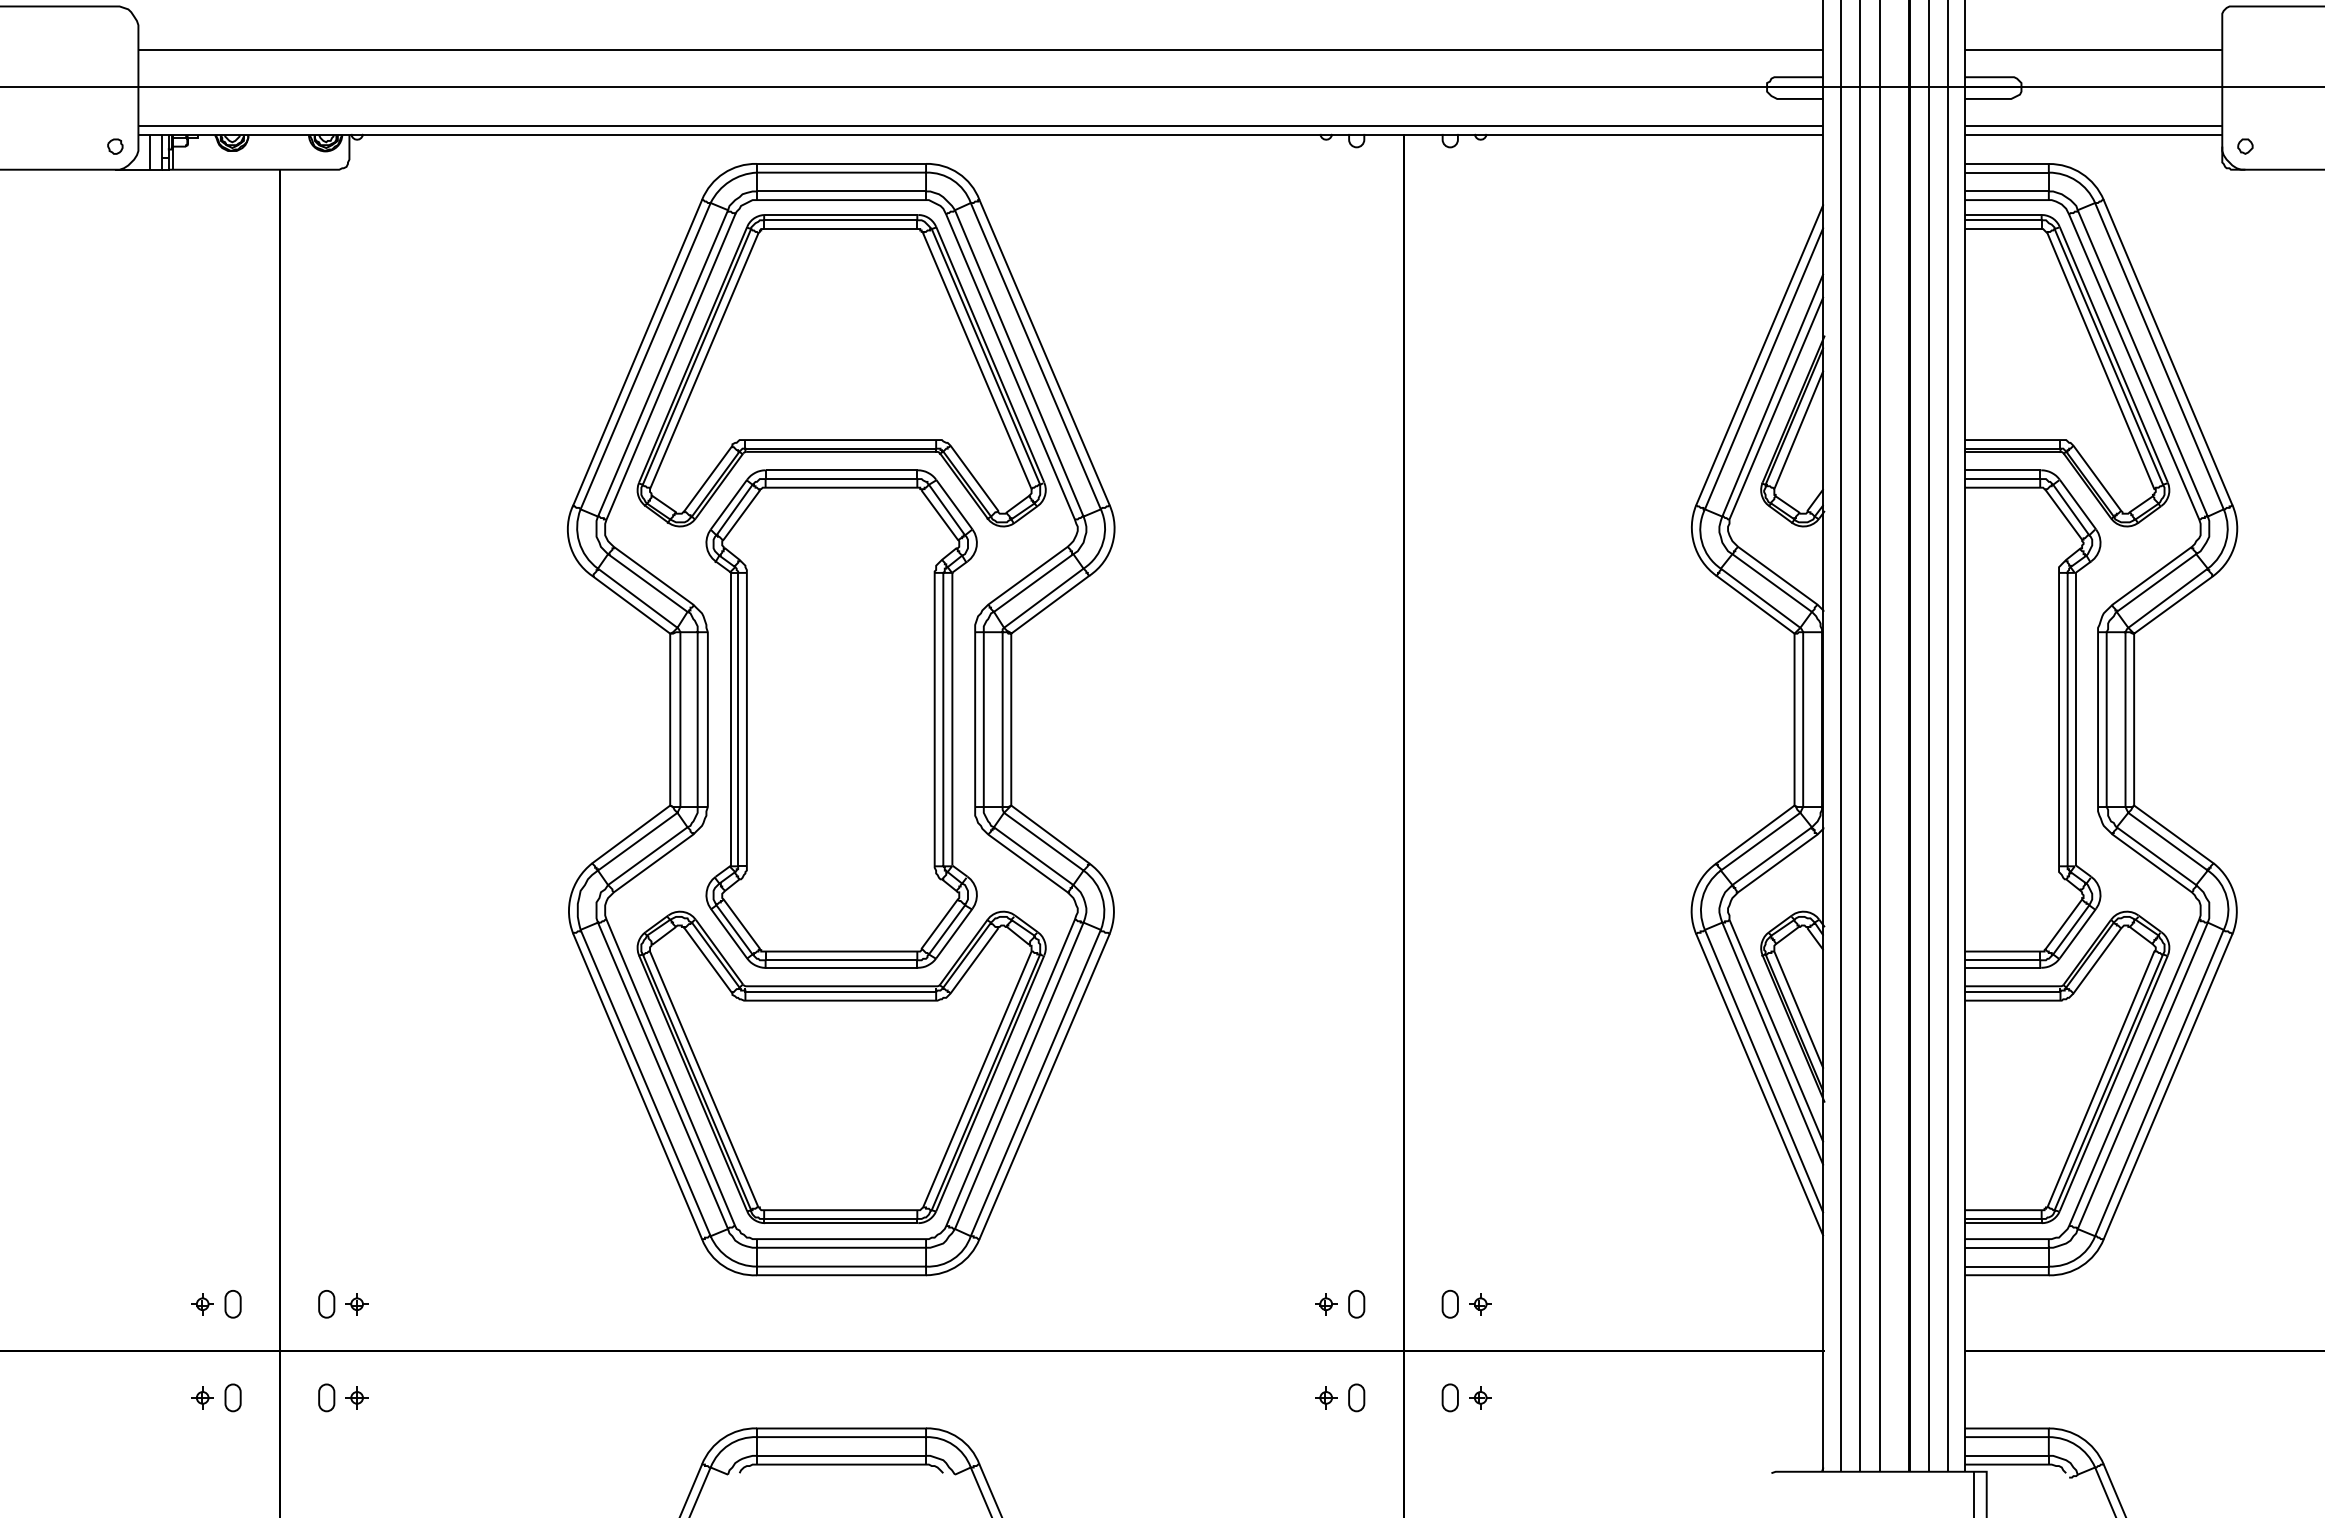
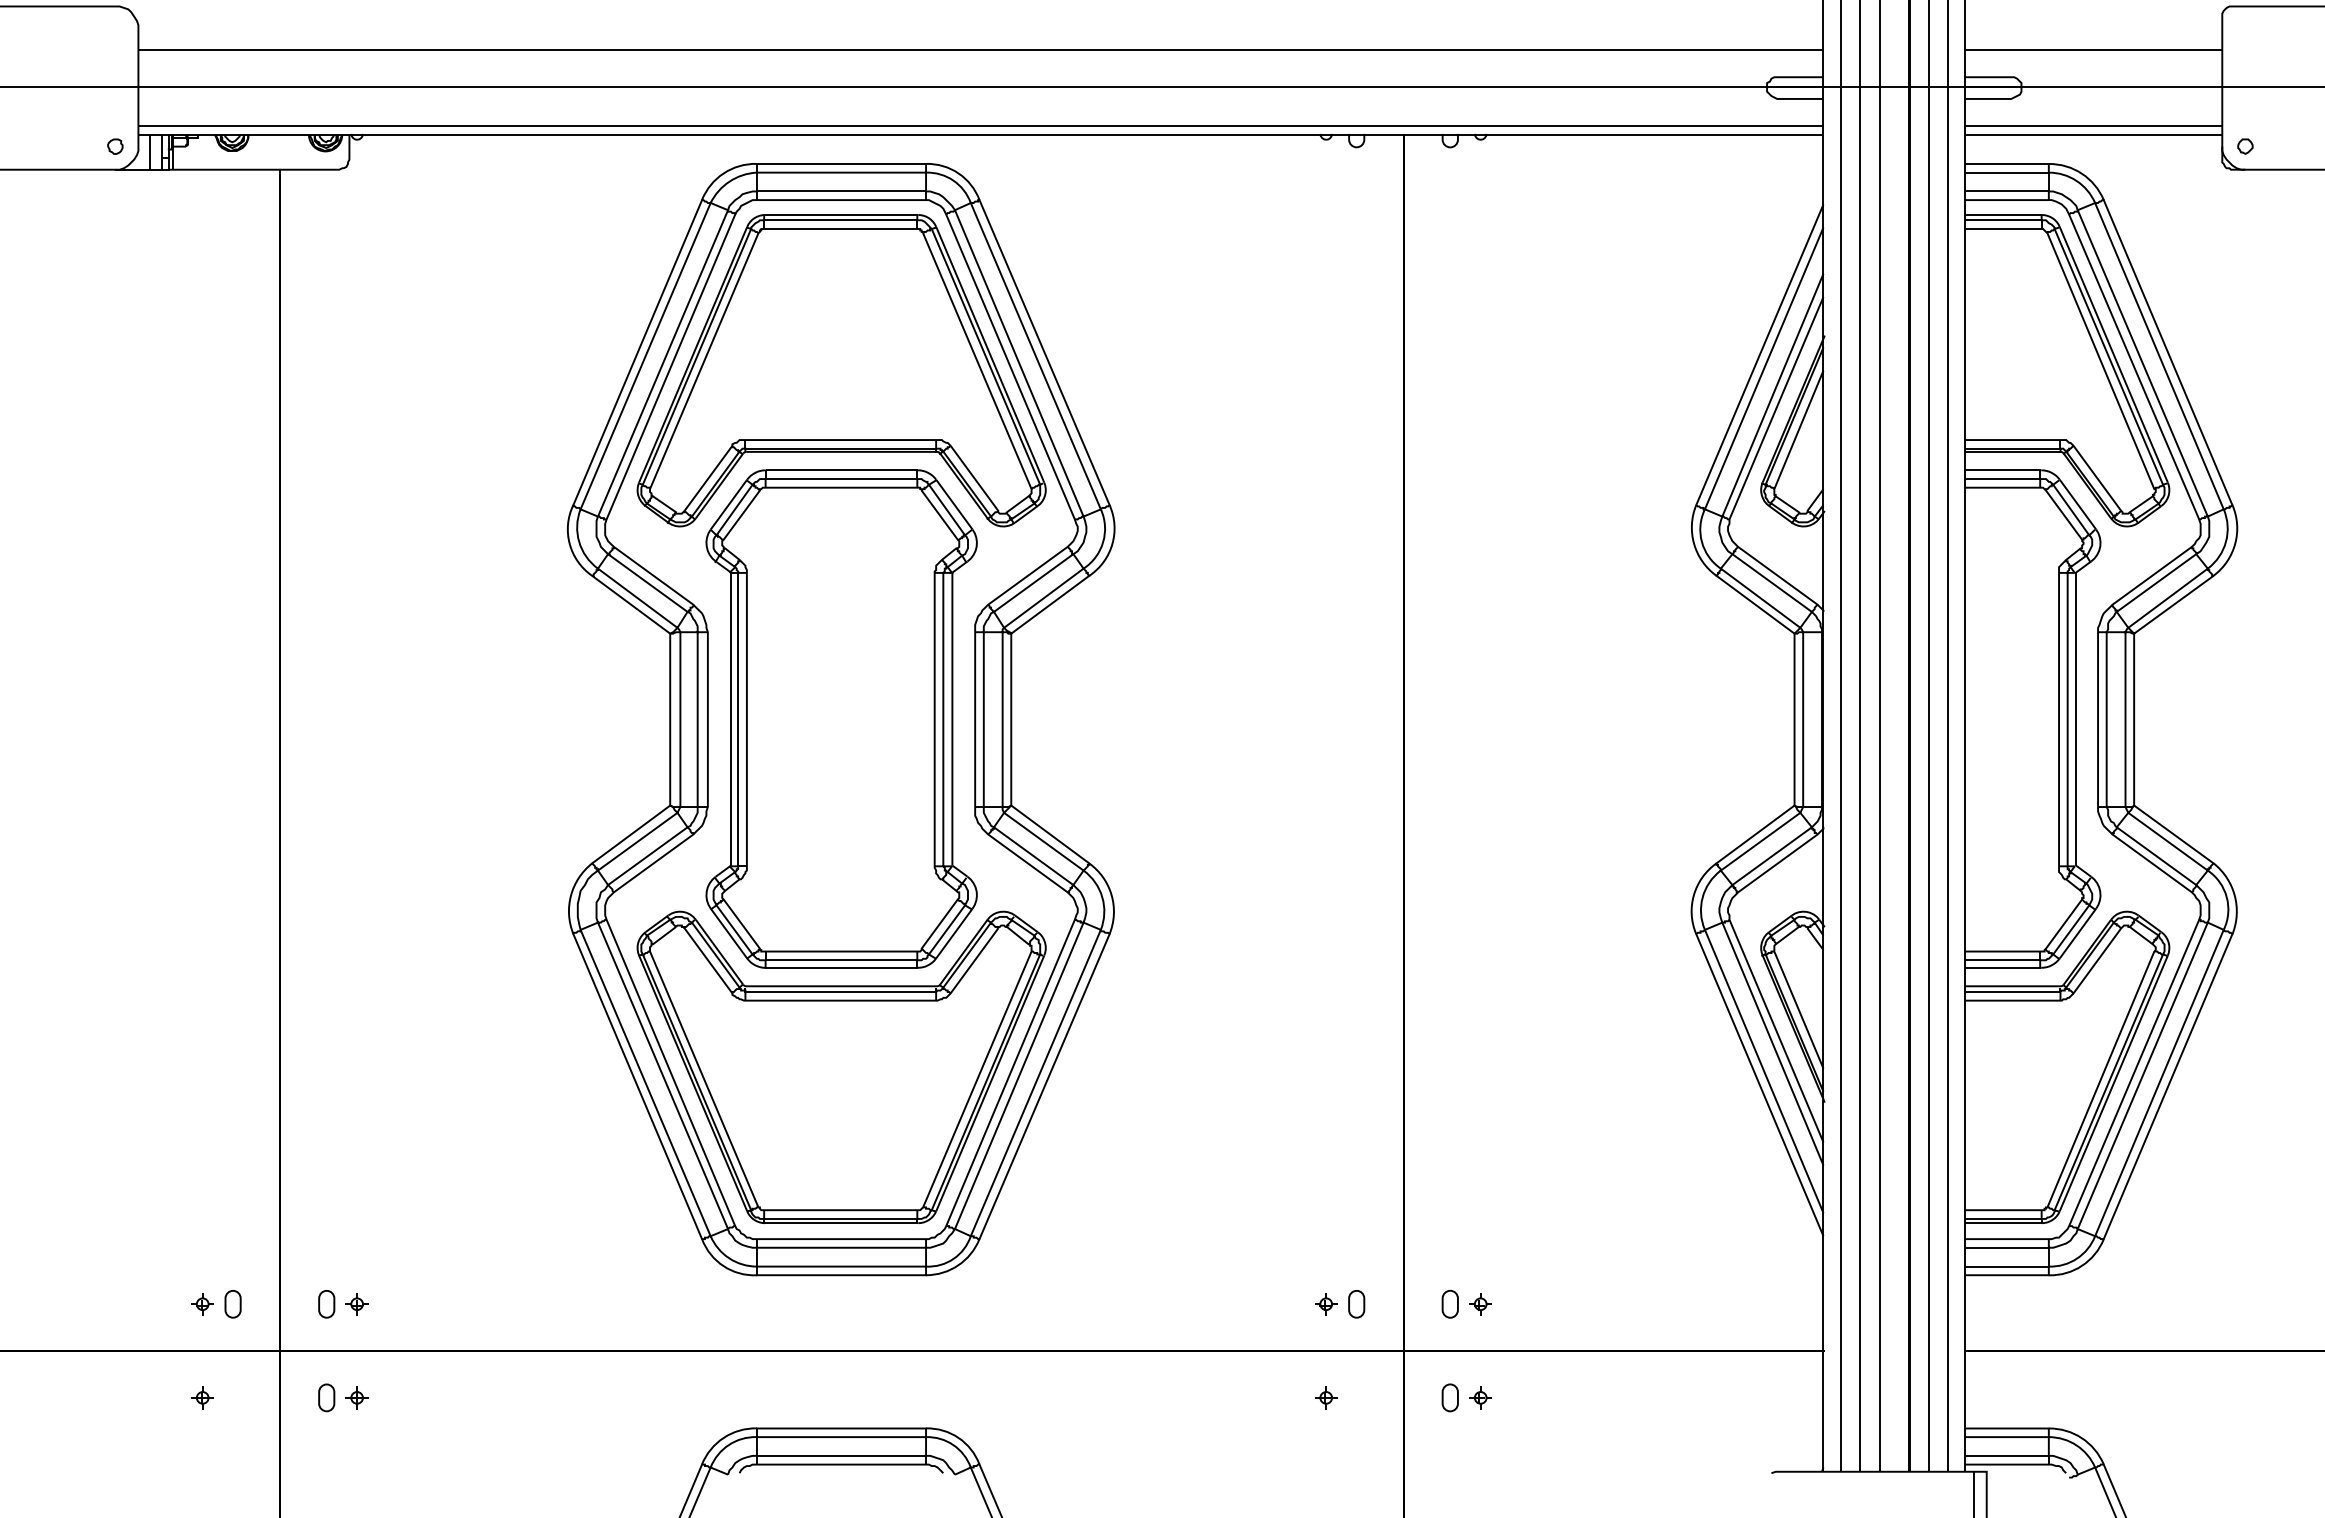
part: present -> none (232, 1397)
part: present -> none (1356, 1397)
